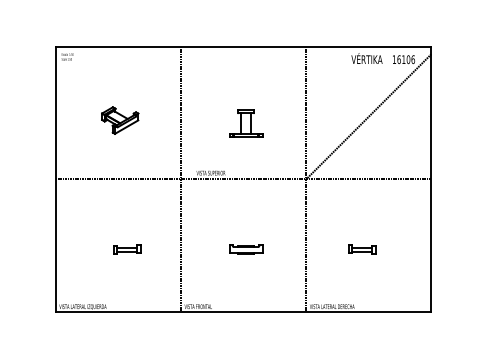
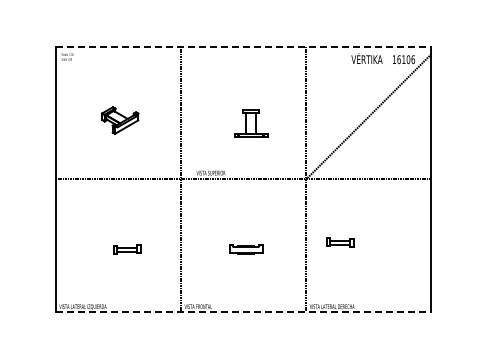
line: solid -> dashed (243, 46)
part position: (246, 123) -> (251, 123) (251, 123)
part position: (362, 249) -> (340, 242) (340, 242)
line: solid -> dashed (243, 312)
